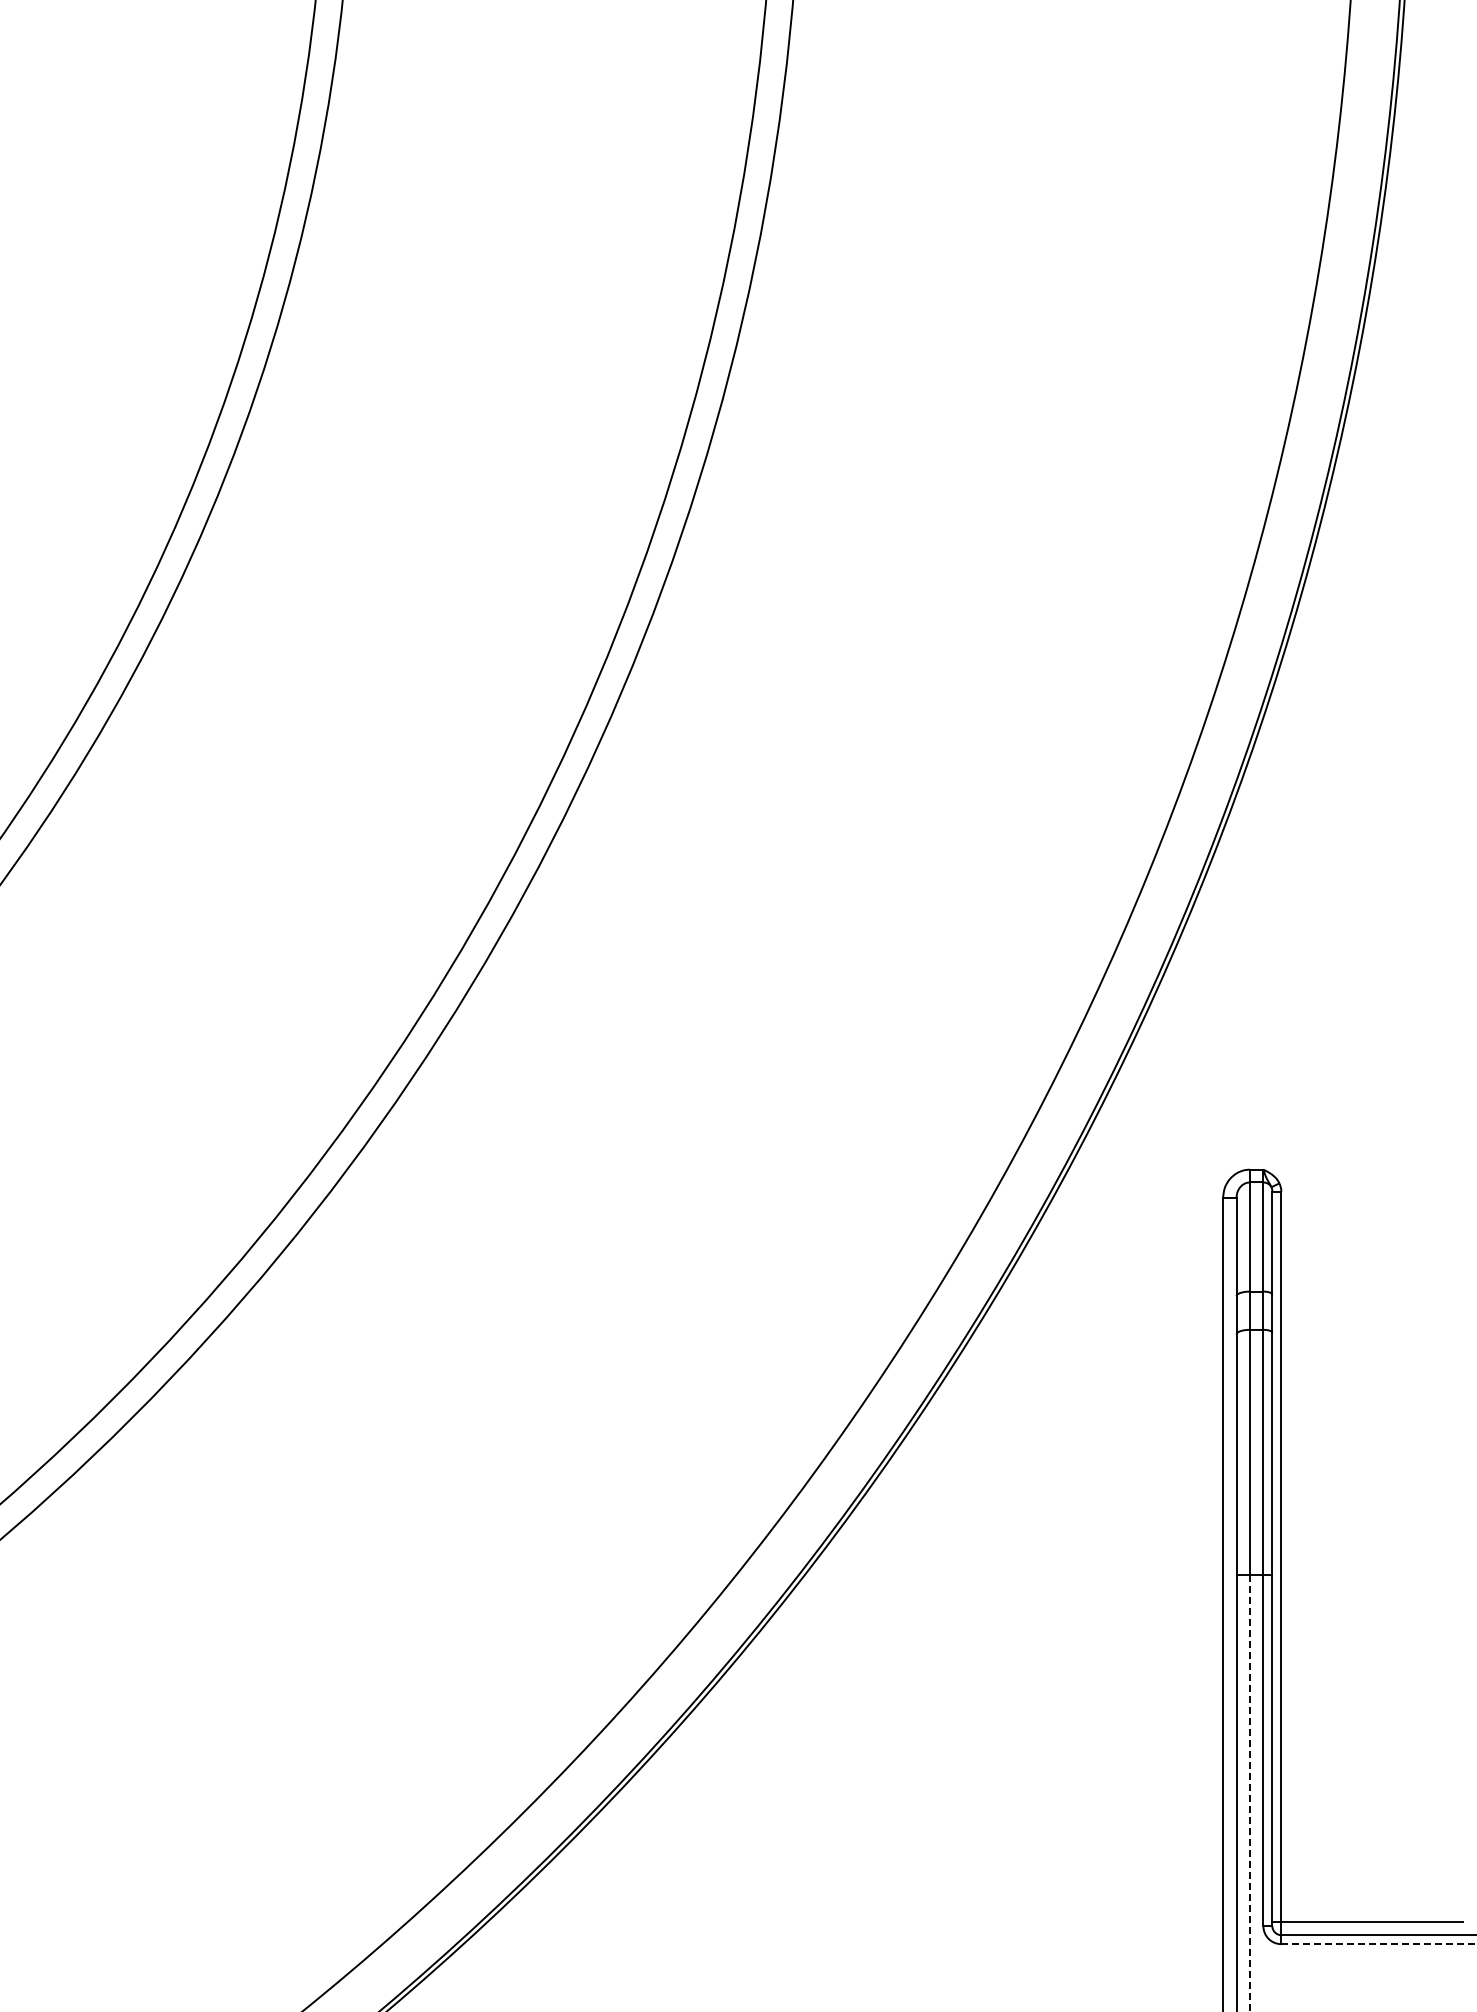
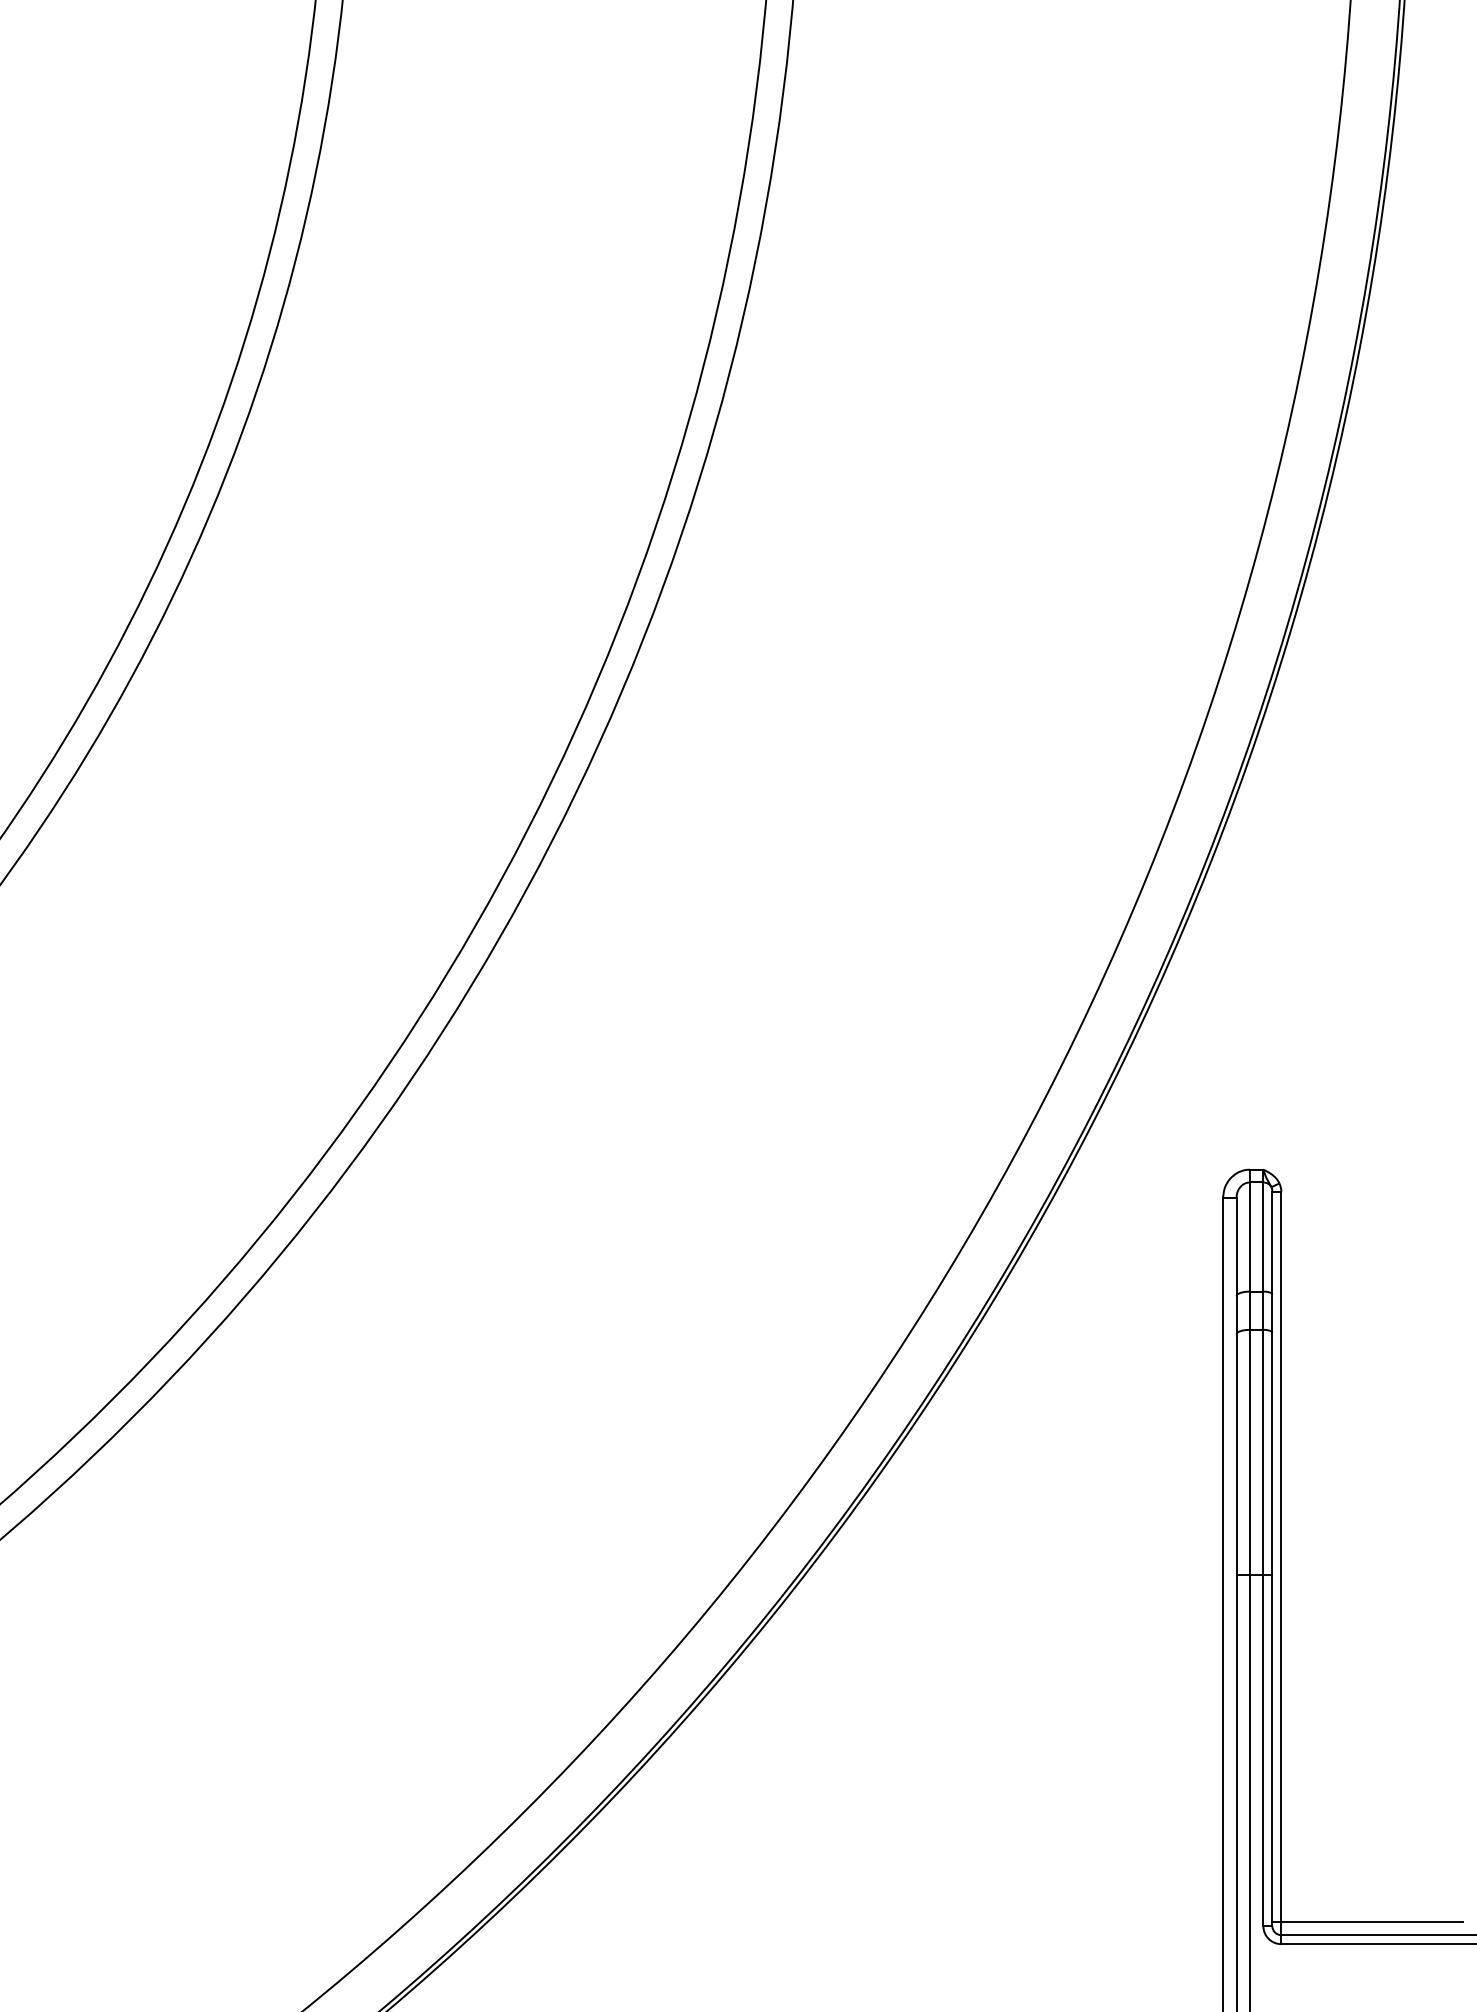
line: dashed -> solid (1249, 1794)
line: dashed -> solid (1379, 1944)
